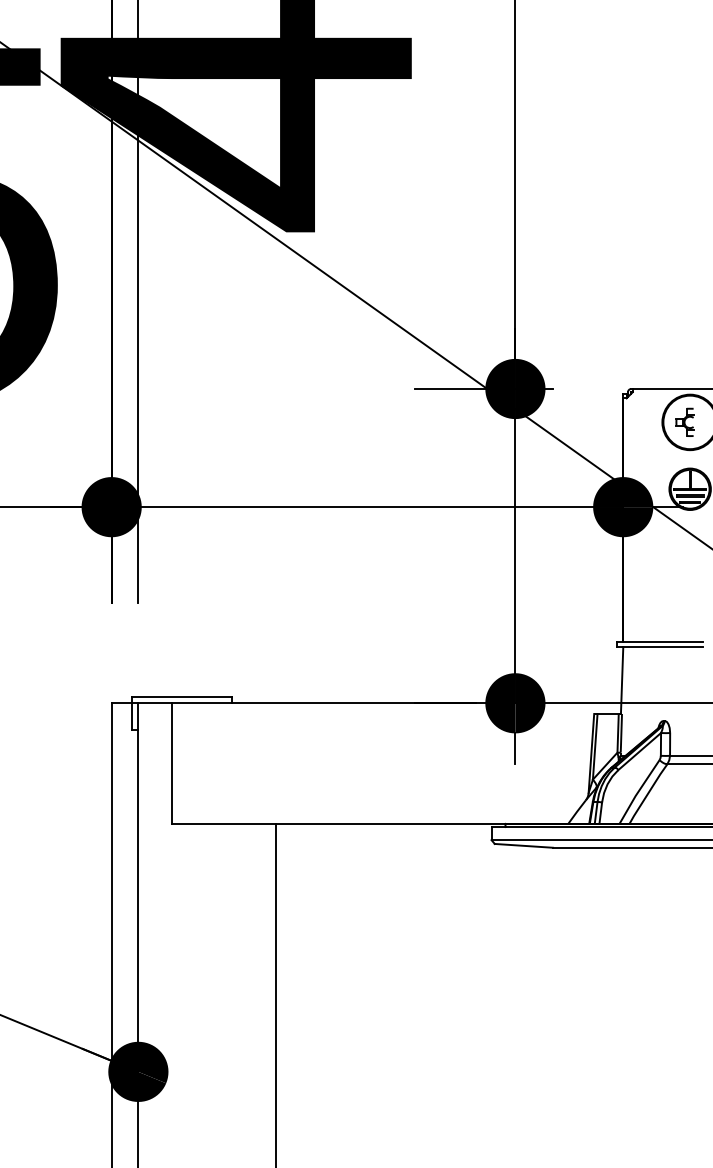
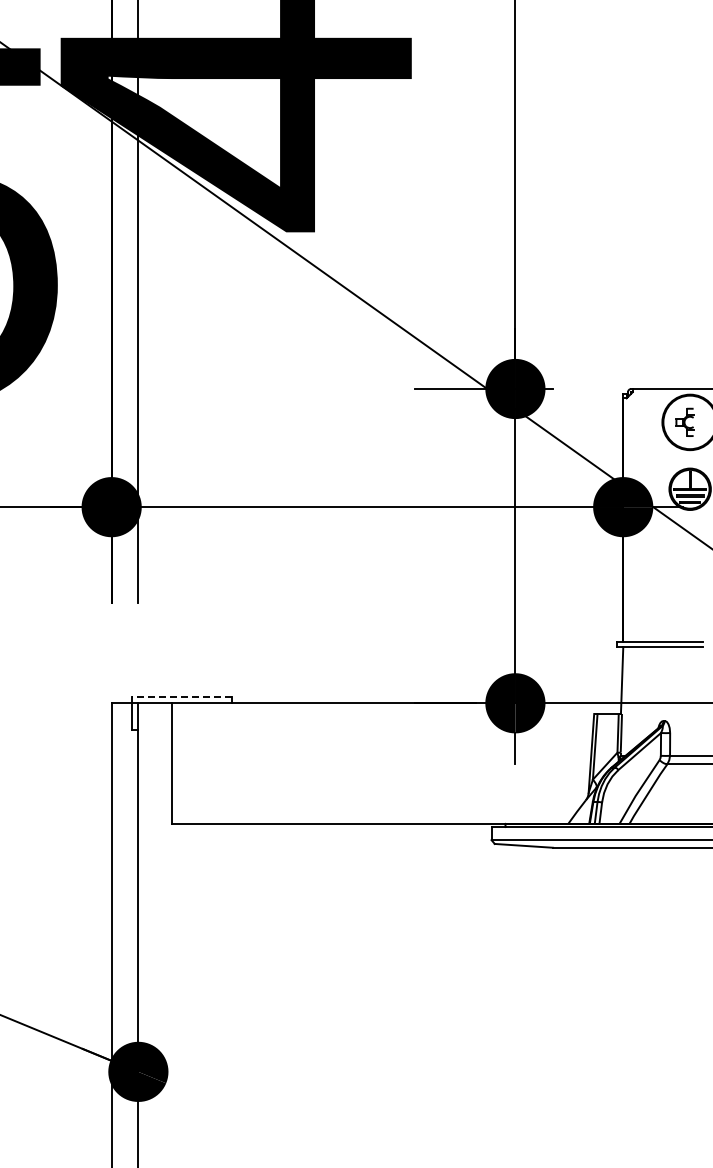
line: solid -> dashed (181, 696)
line: present -> none (275, 993)
